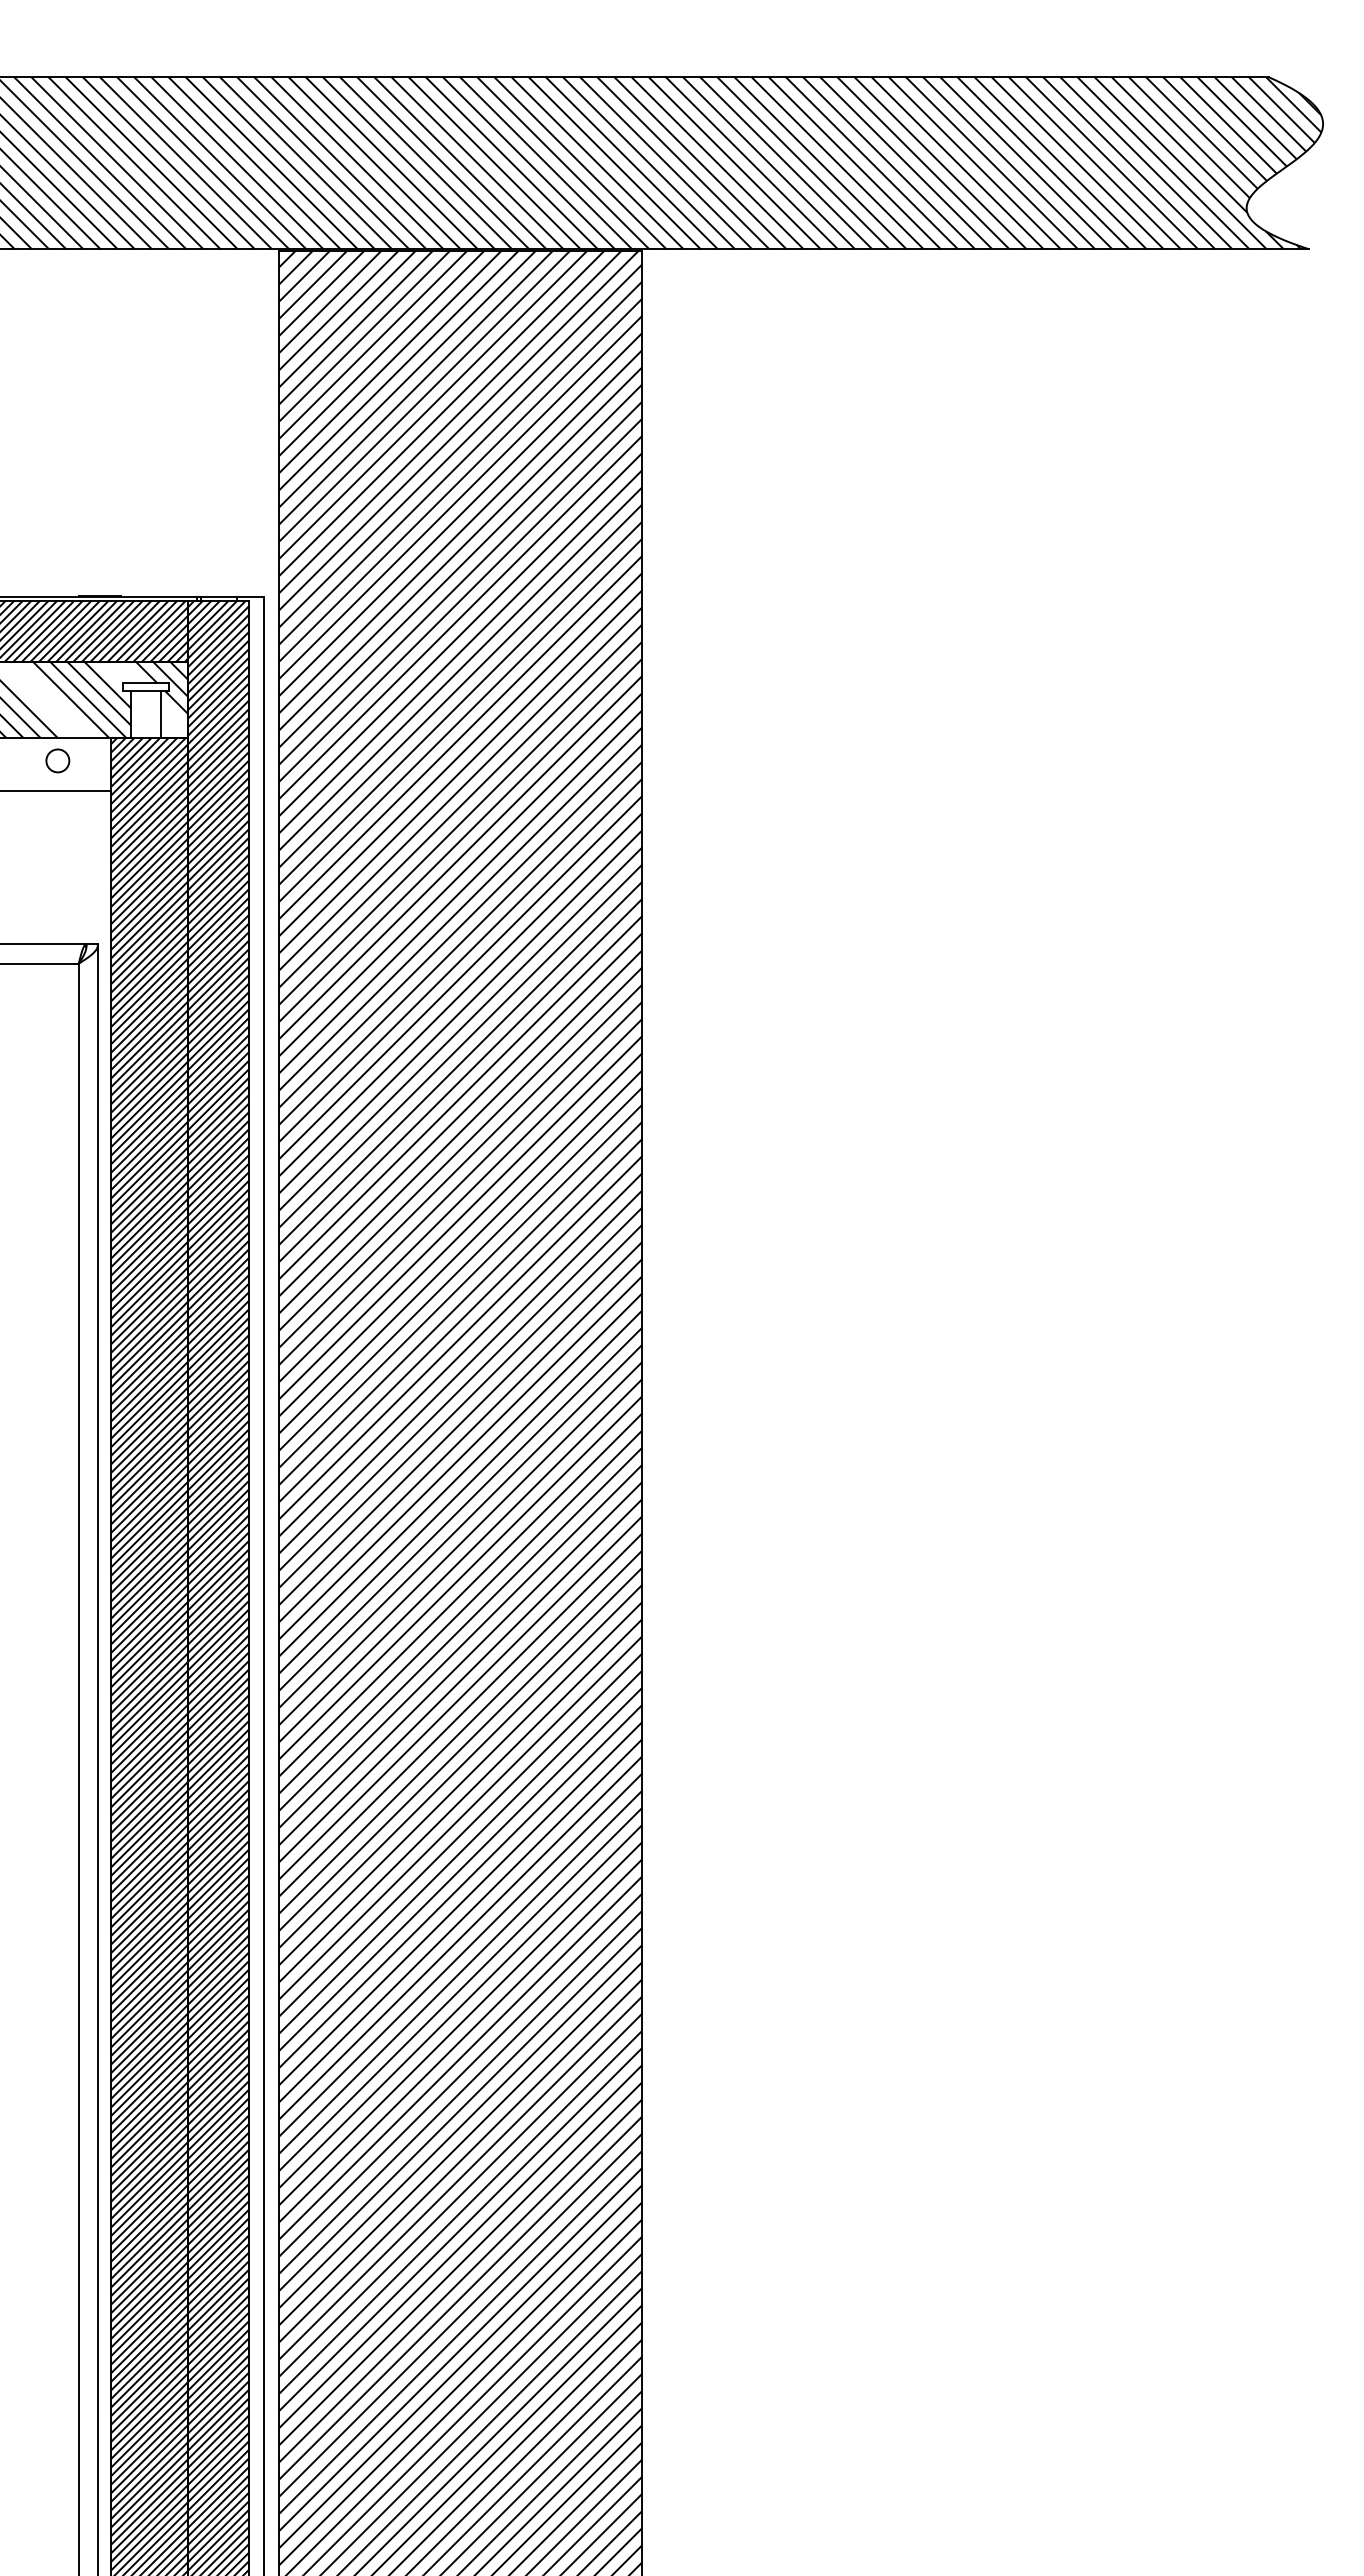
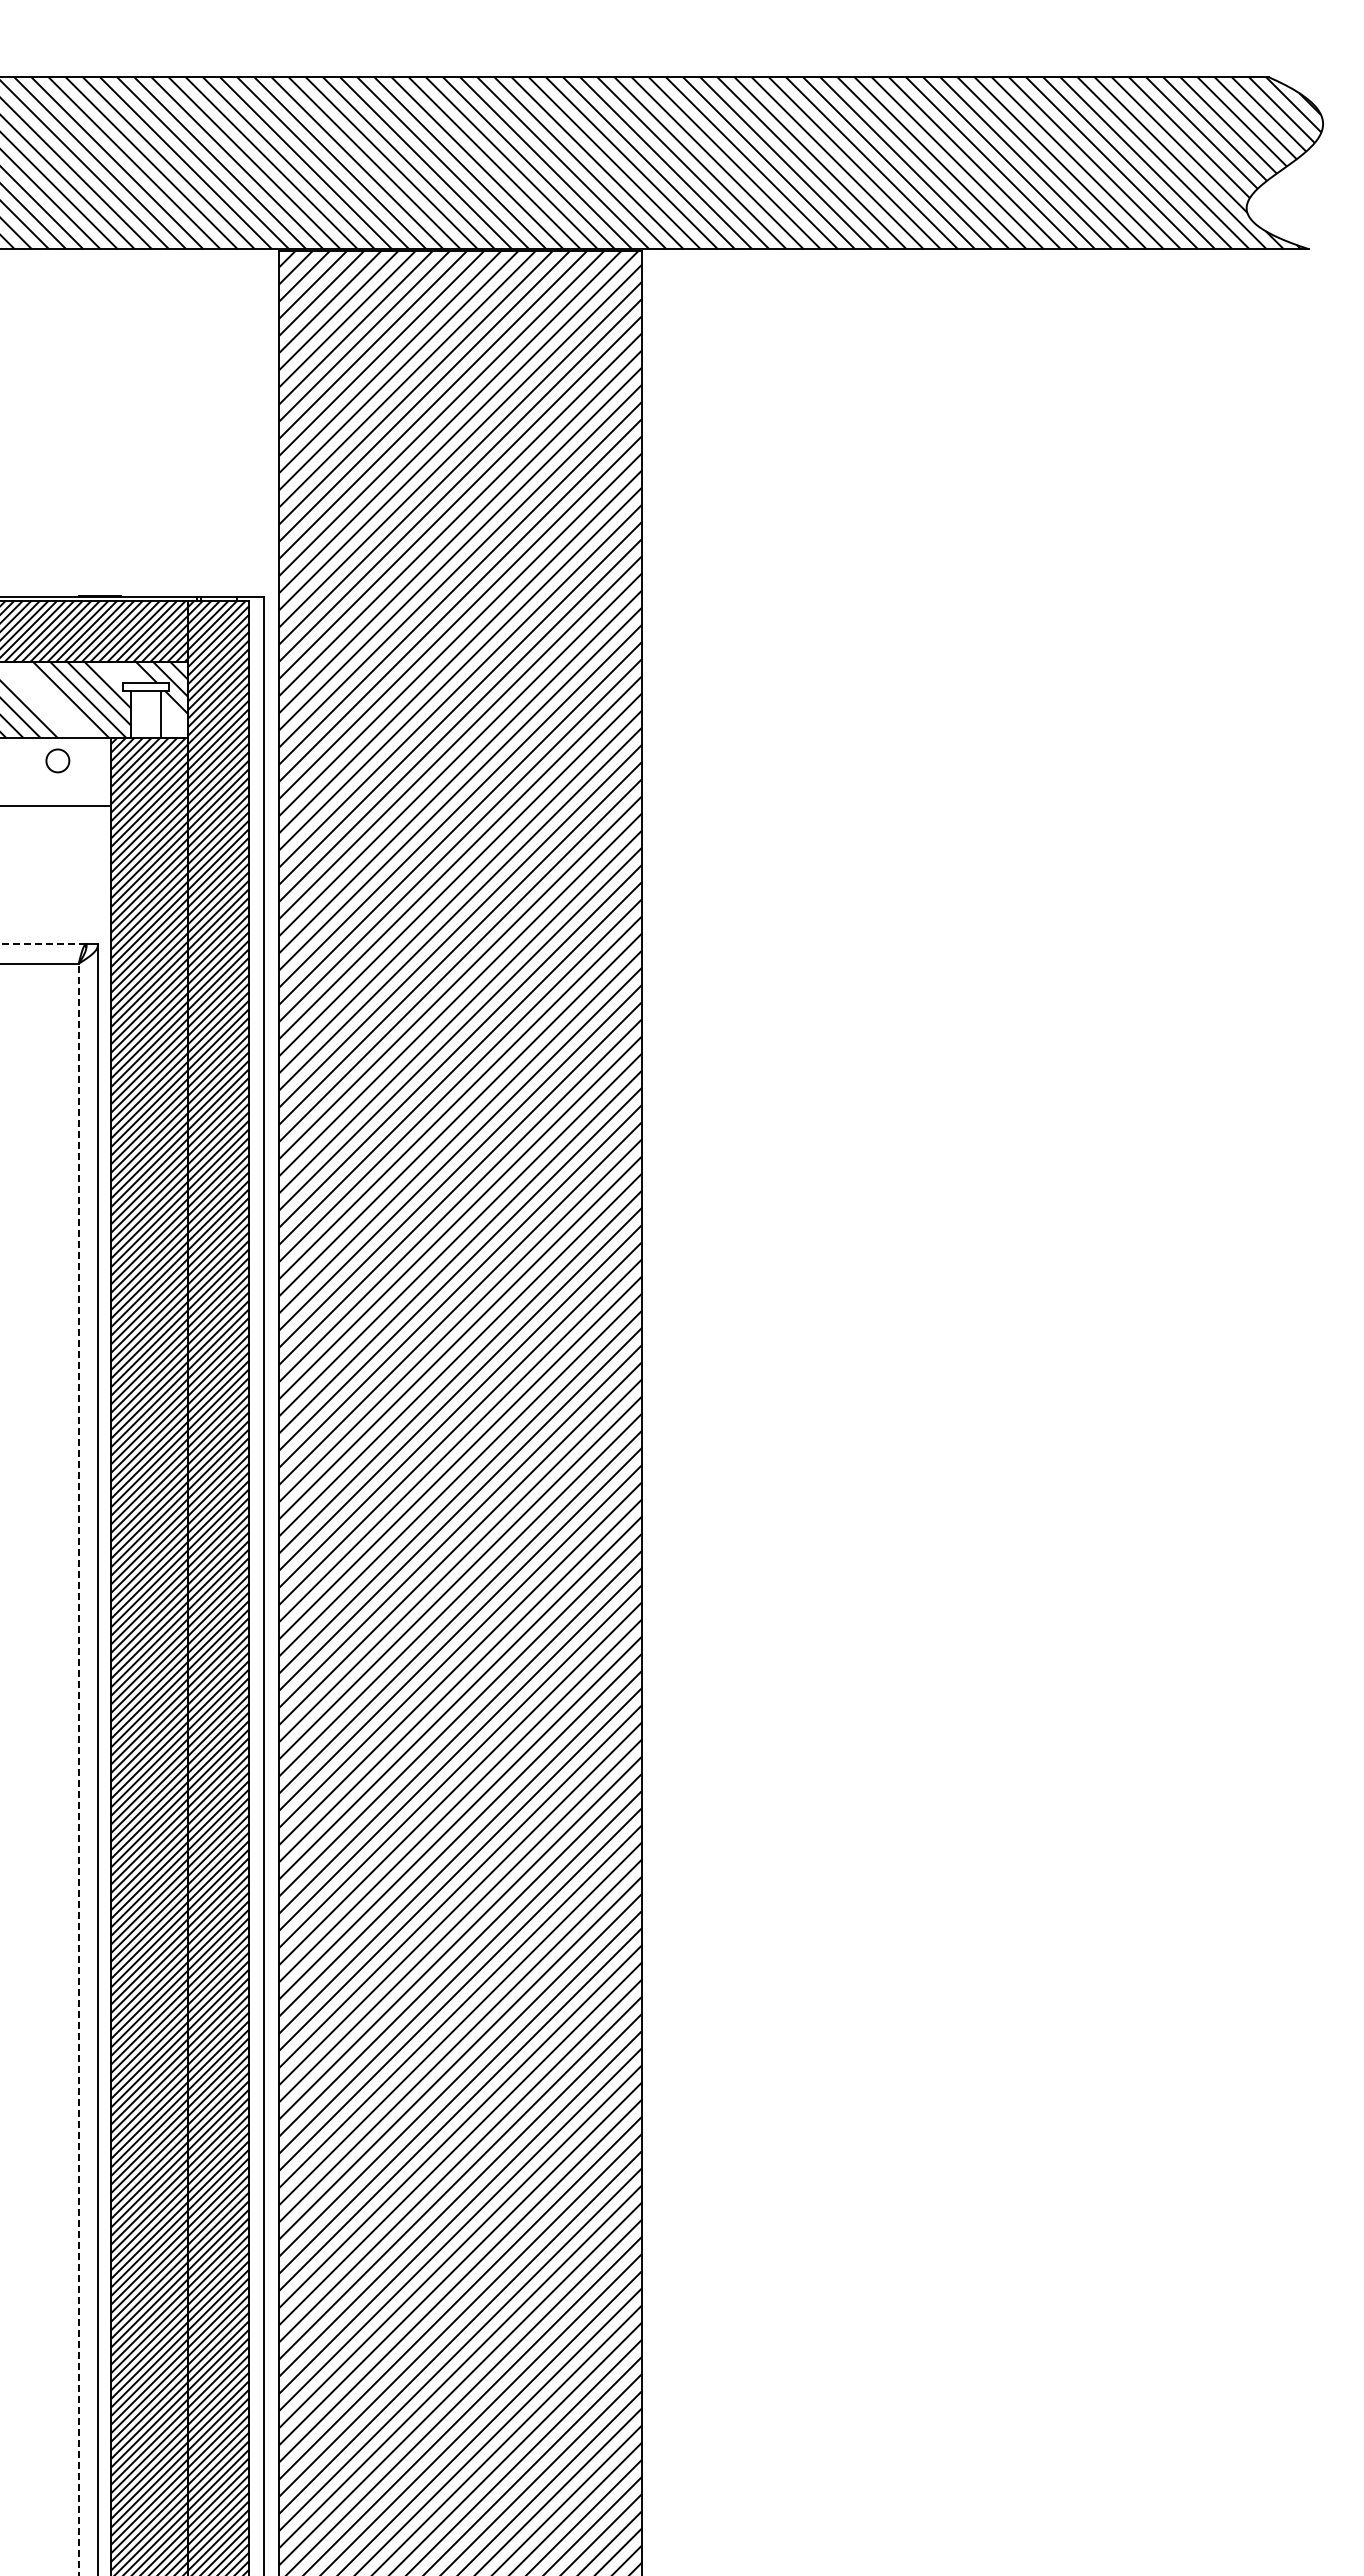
line position: (56, 791) -> (56, 806) (56, 806)
line: solid -> dashed (43, 944)
line: solid -> dashed (78, 1769)
